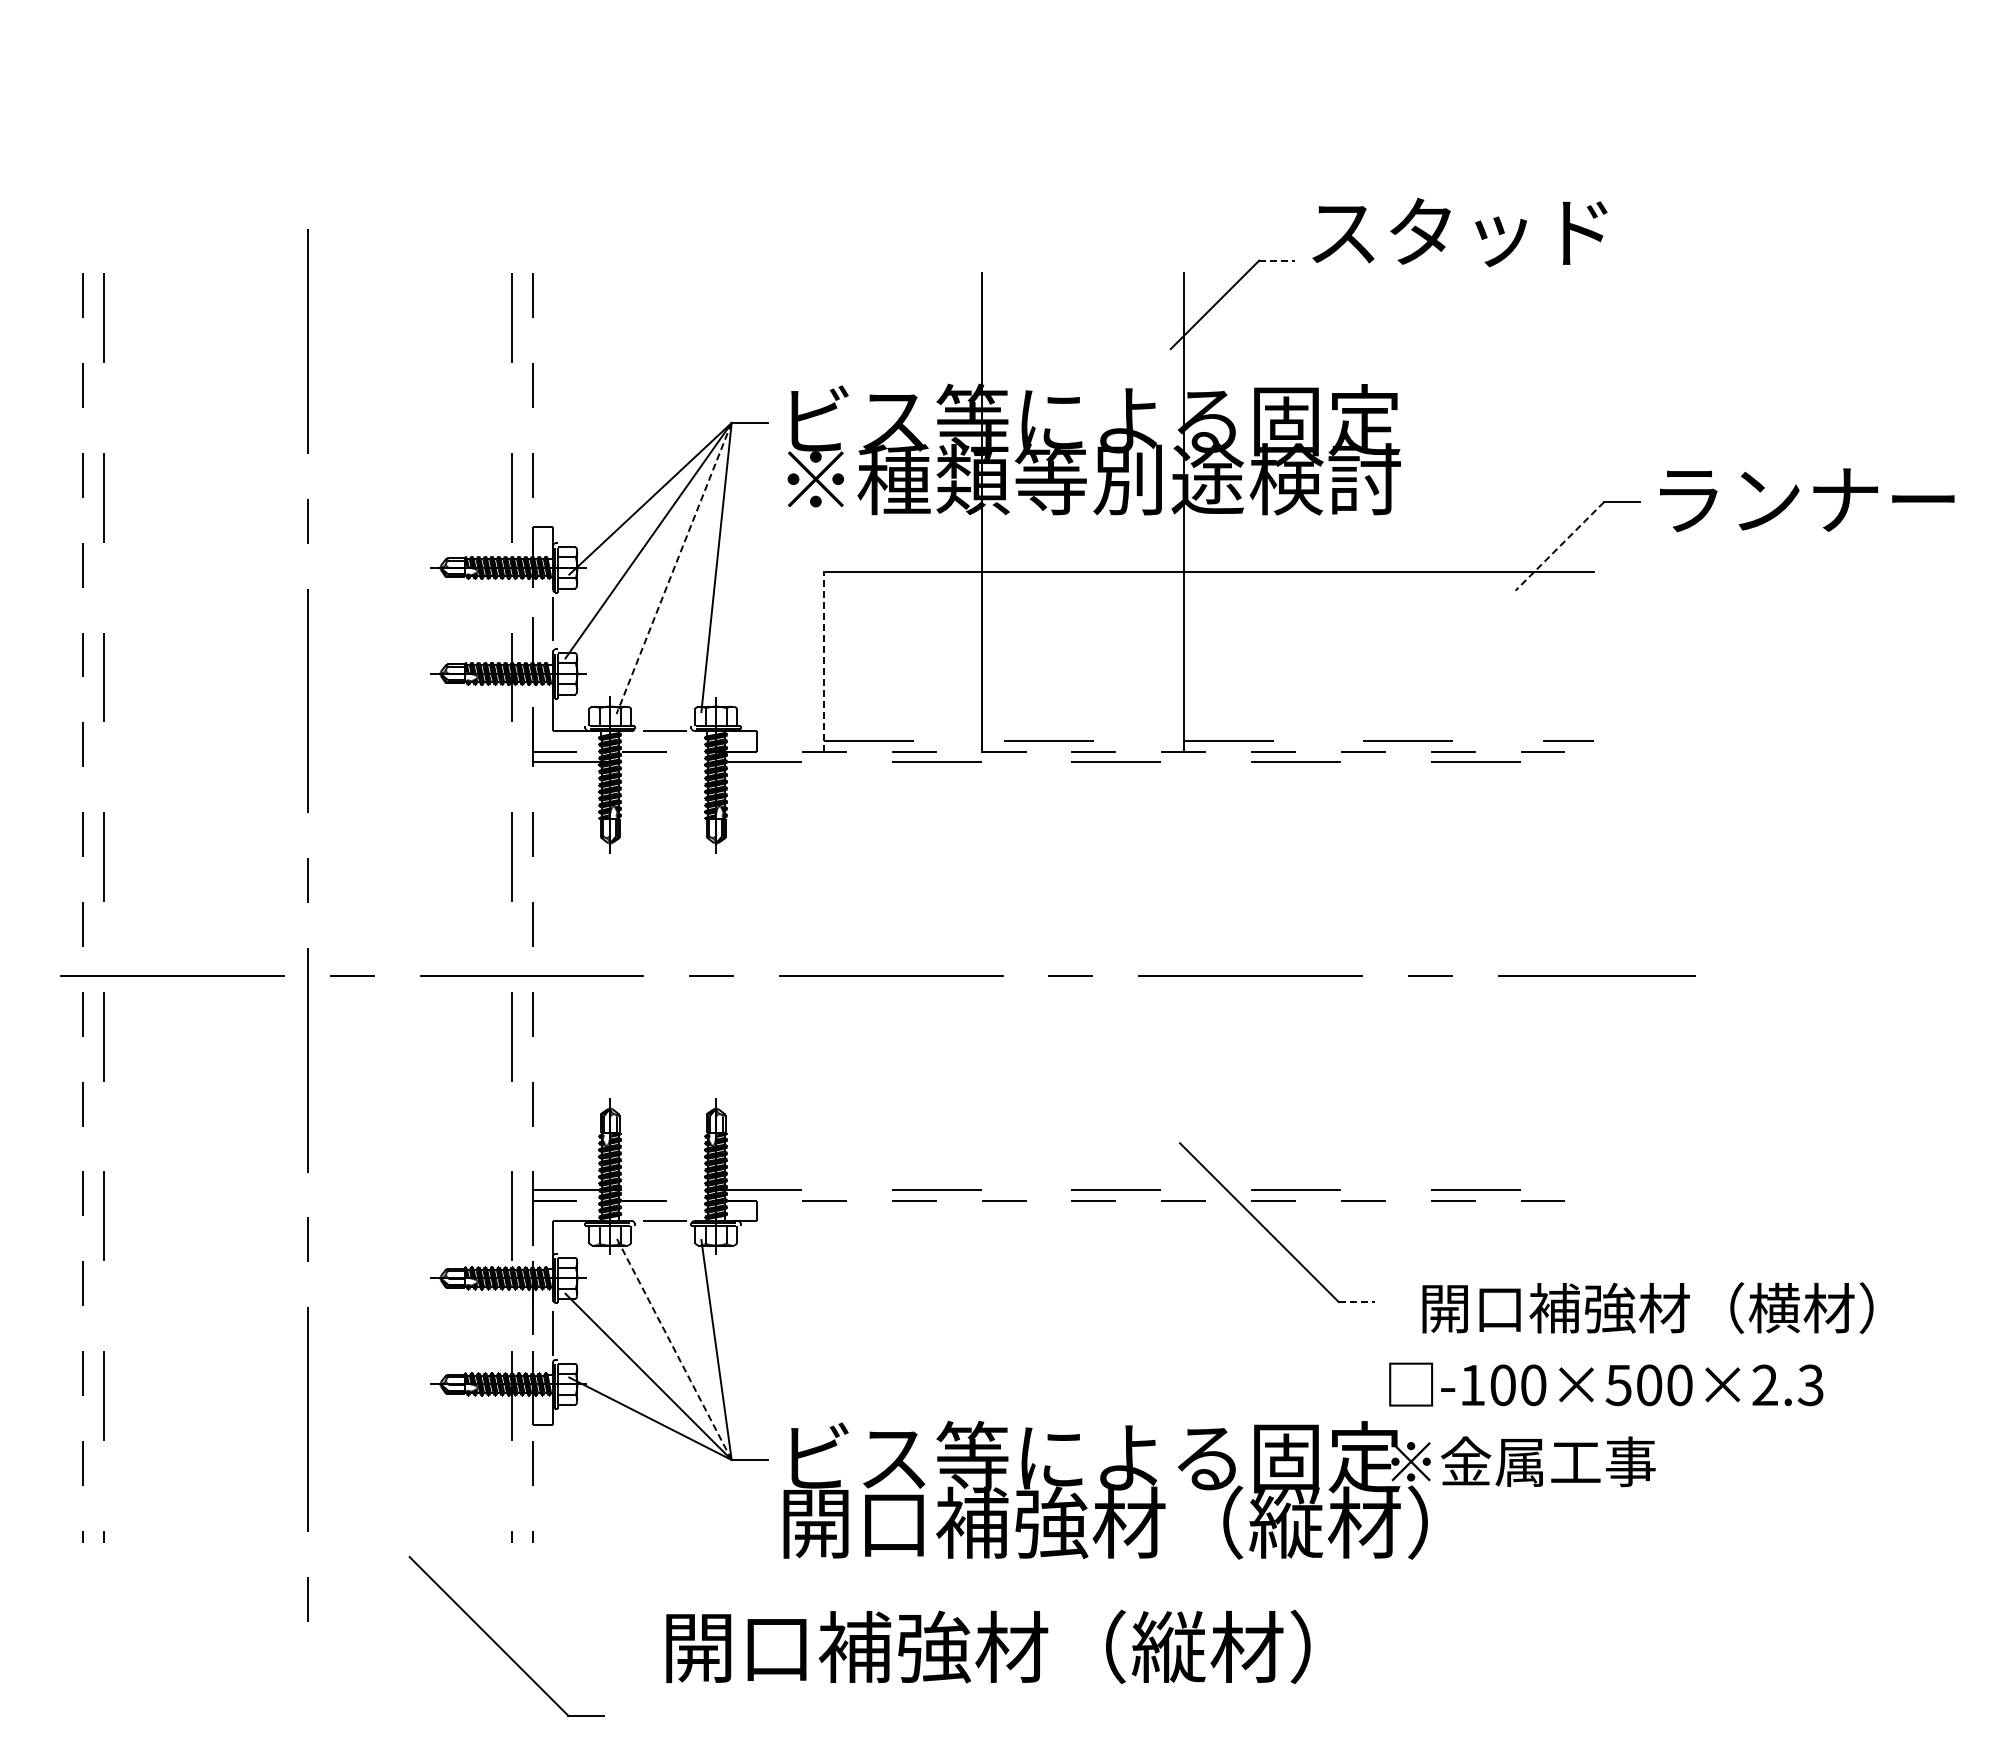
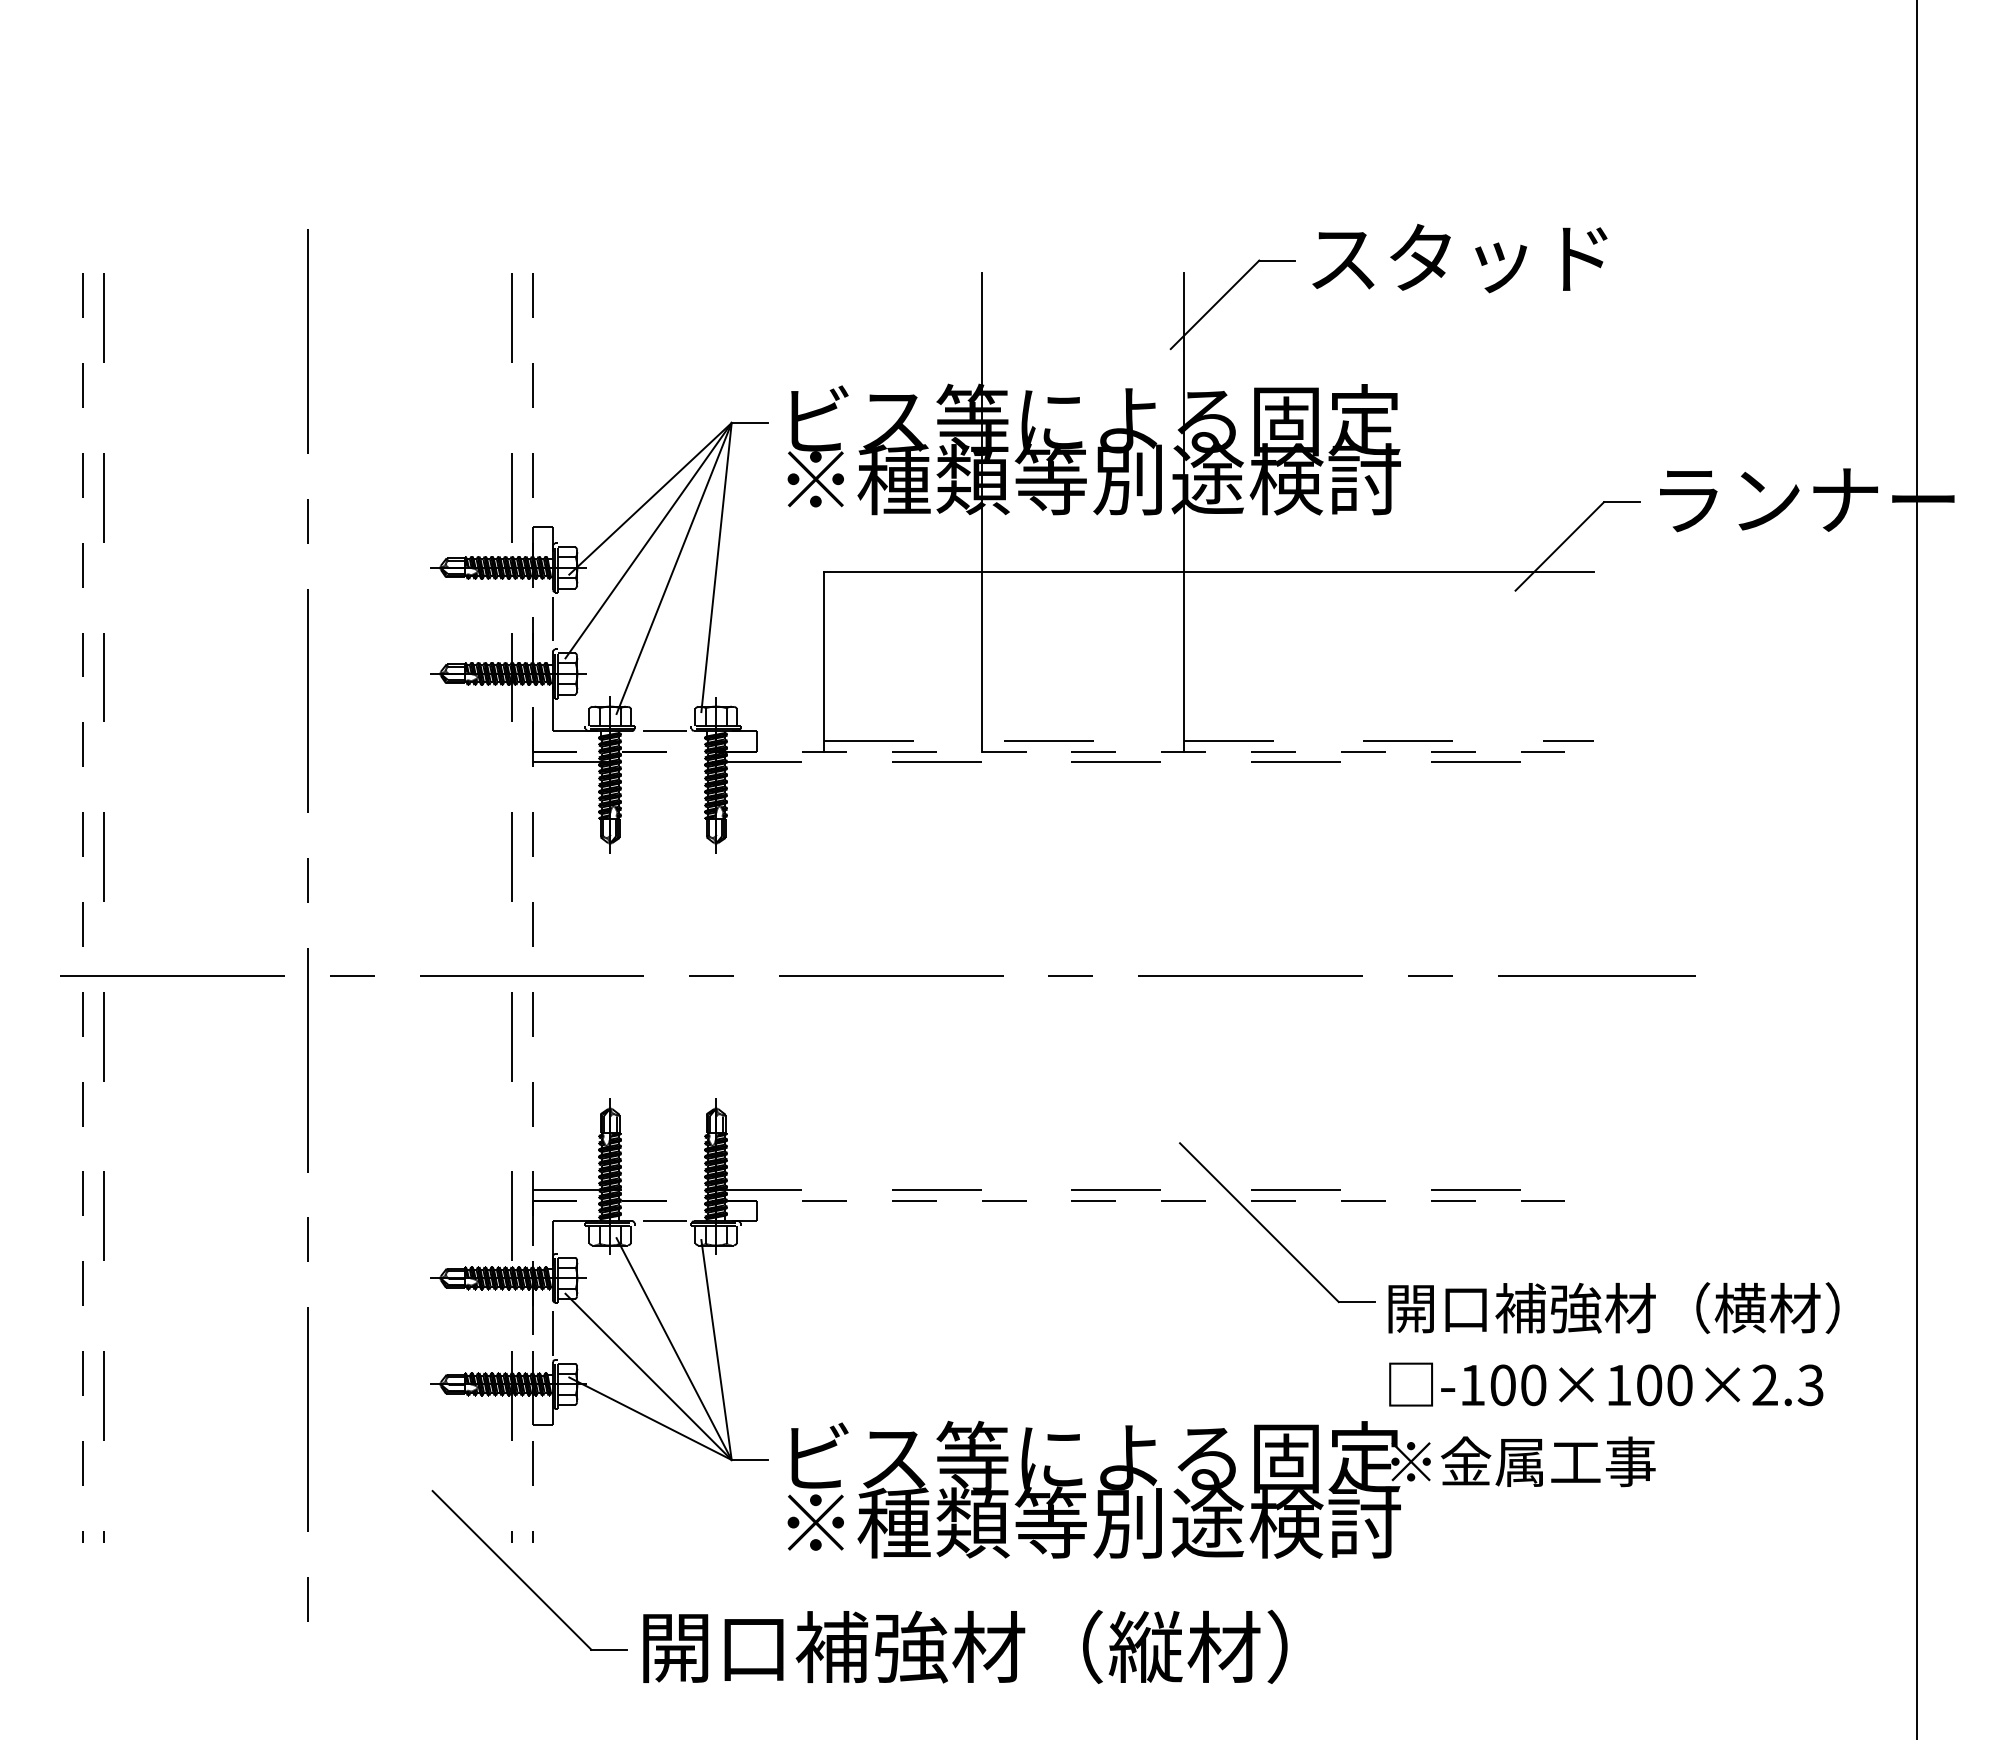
text position: (1459, 232) -> (1459, 258) (1459, 258)
line: dashed -> solid (1277, 260)
line: dashed -> solid (1559, 546)
line: dashed -> solid (674, 568)
line: dashed -> solid (824, 661)
line: none -> present (1917, 869)
line: dashed -> solid (1356, 1302)
text position: (1647, 1307) -> (1613, 1307) (1613, 1307)
line: dashed -> solid (674, 1349)
text: -100×500×2.3 -> -100×100×2.3 (1618, 1385)
text: 開口補強材（縦材） -> ※種類等別途検討 (1105, 1522)
part position: (498, 1644) -> (521, 1578) (521, 1578)
text position: (988, 1646) -> (965, 1646) (965, 1646)
